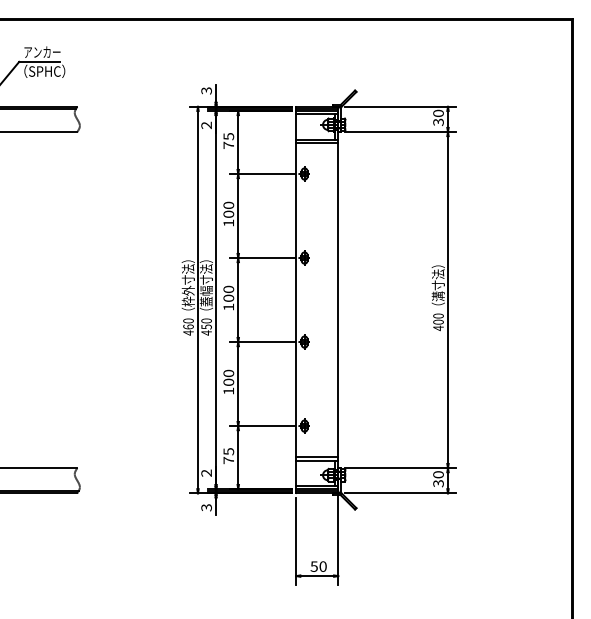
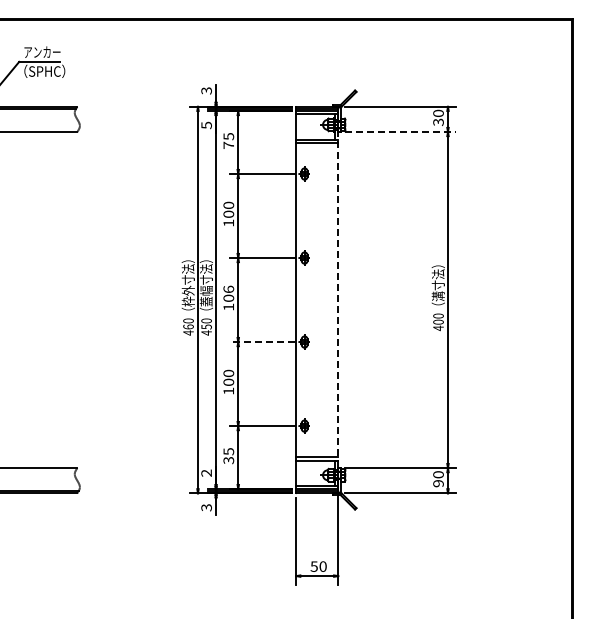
text: 2 -> 5 (206, 125)
line: solid -> dashed (400, 132)
text: 100 -> 106 (228, 288)
line: solid -> dashed (338, 300)
line: solid -> dashed (261, 342)
text: 75 -> 35 (228, 460)
text: 30 -> 90 (438, 483)
